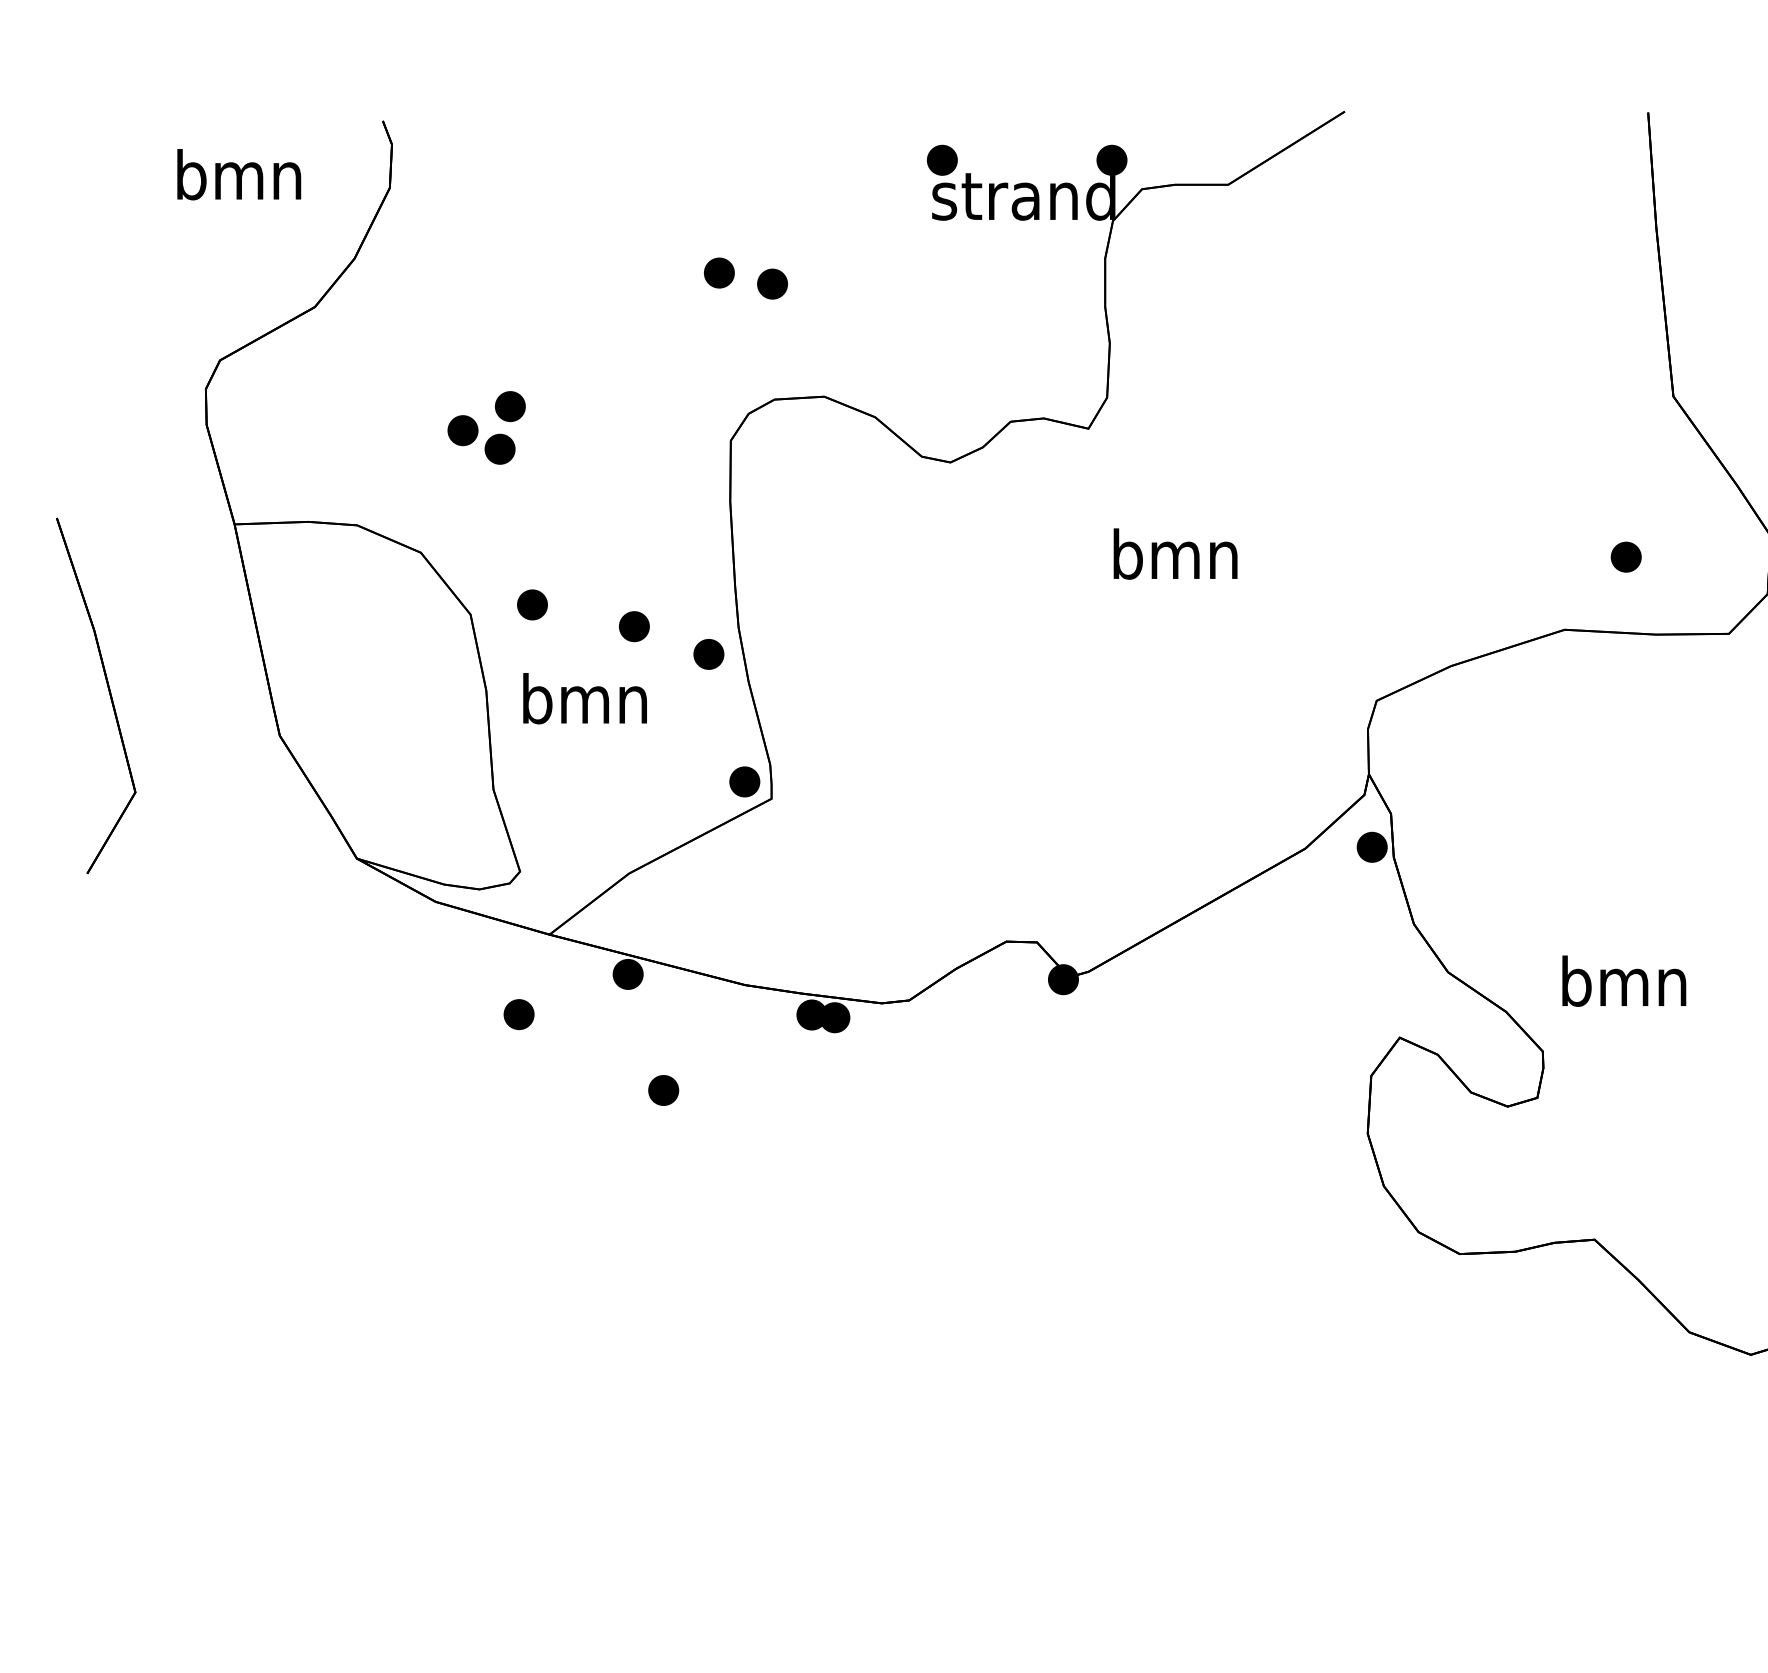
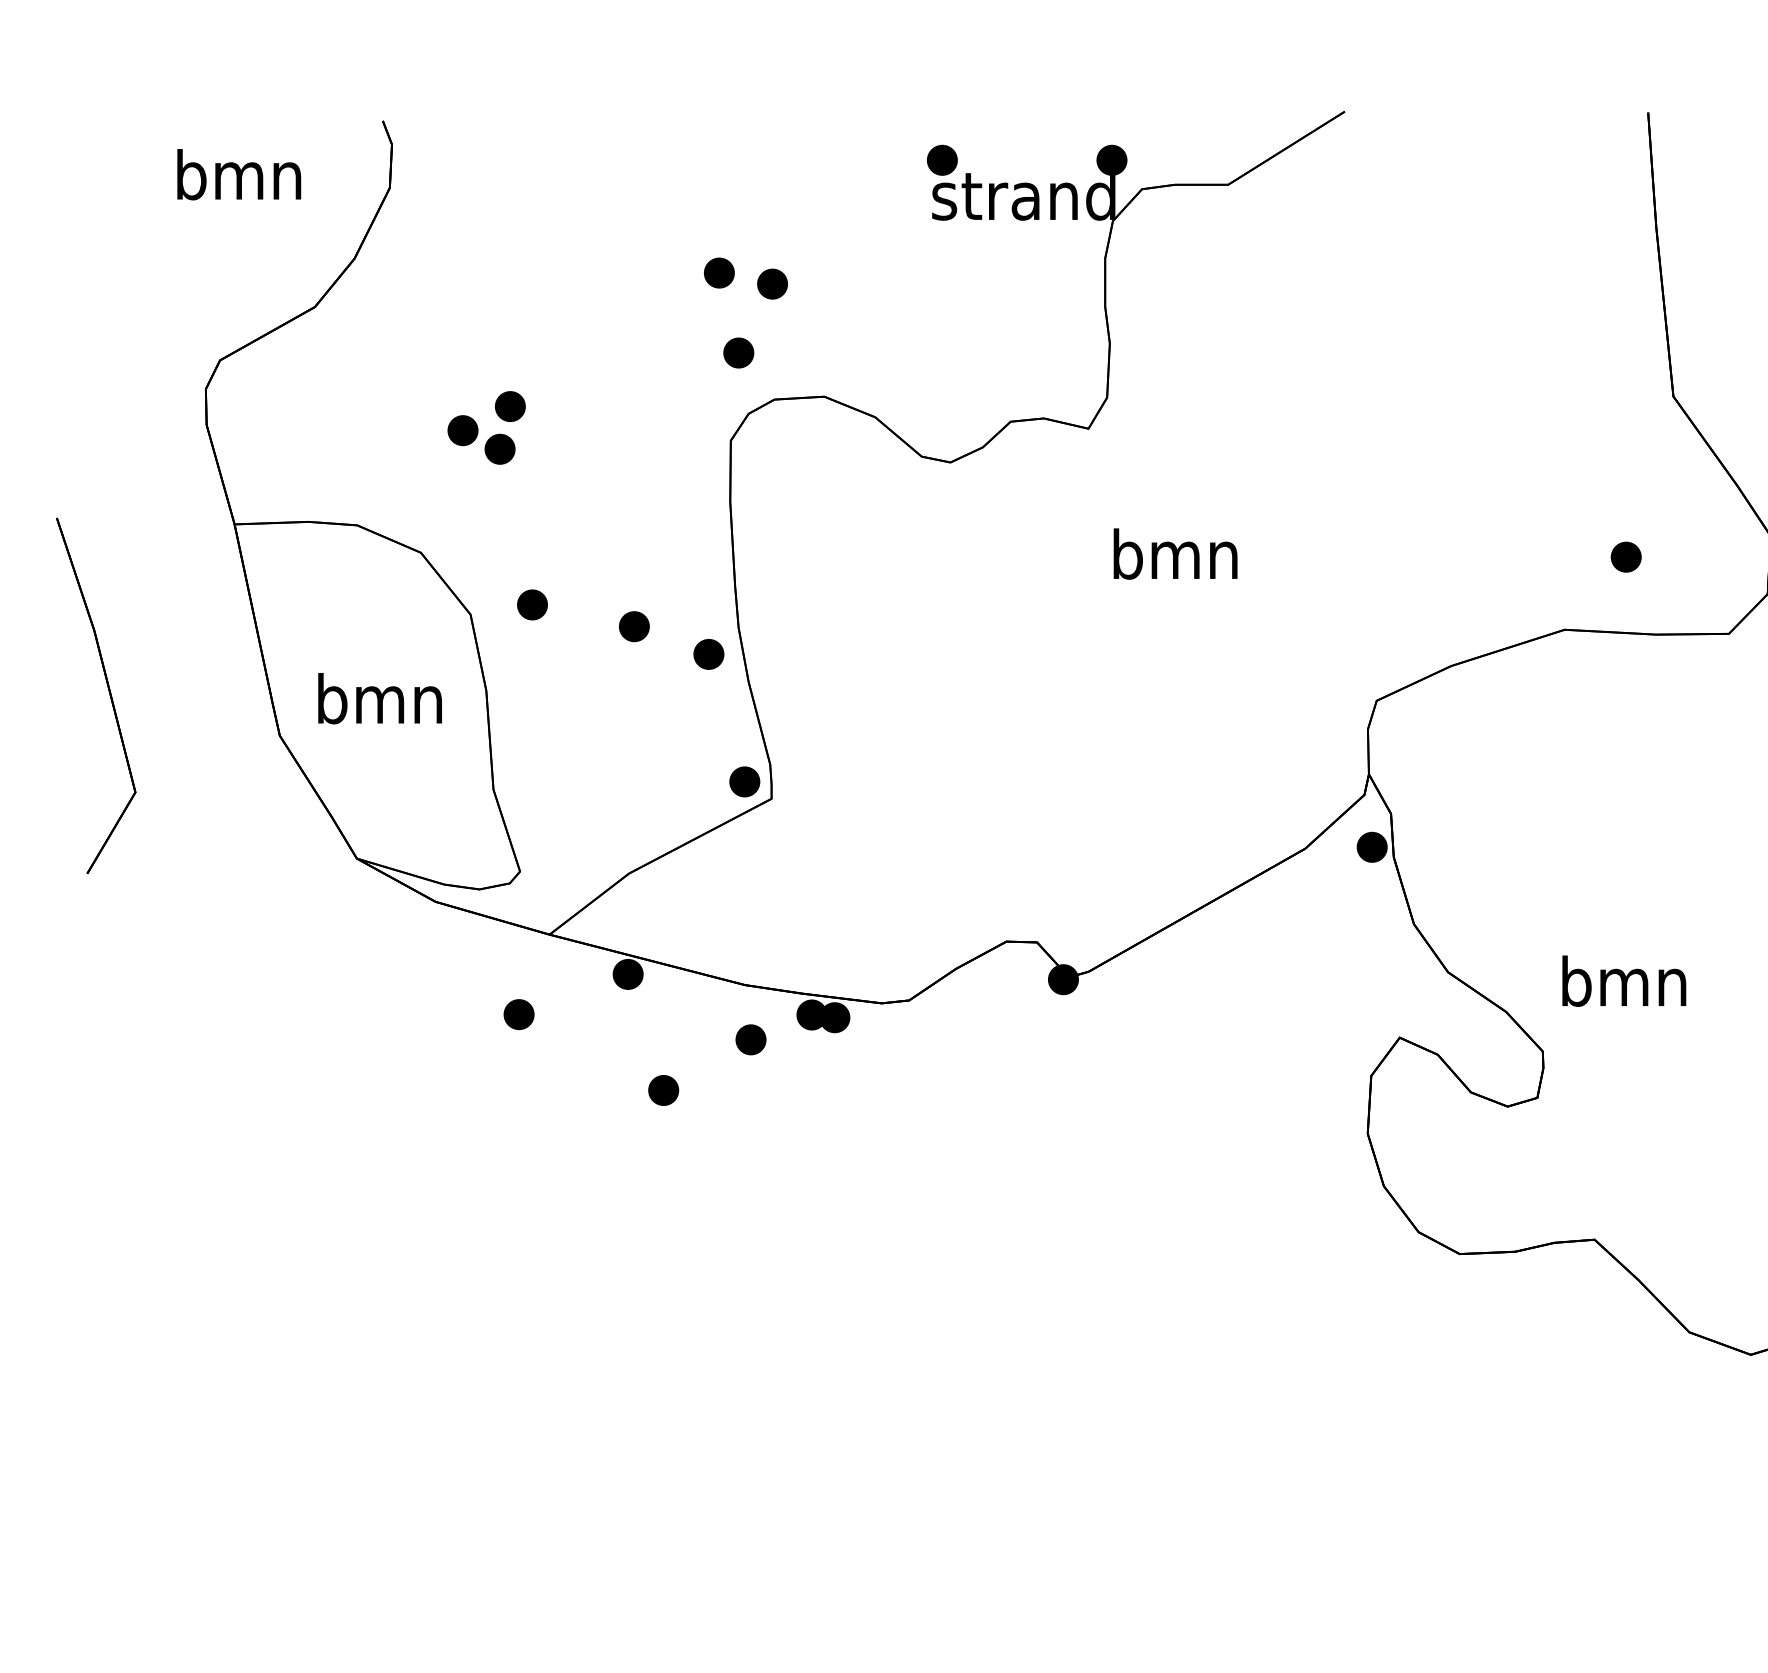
part: none -> present (738, 352)
text position: (584, 698) -> (379, 698) (379, 698)
part: none -> present (750, 1039)
